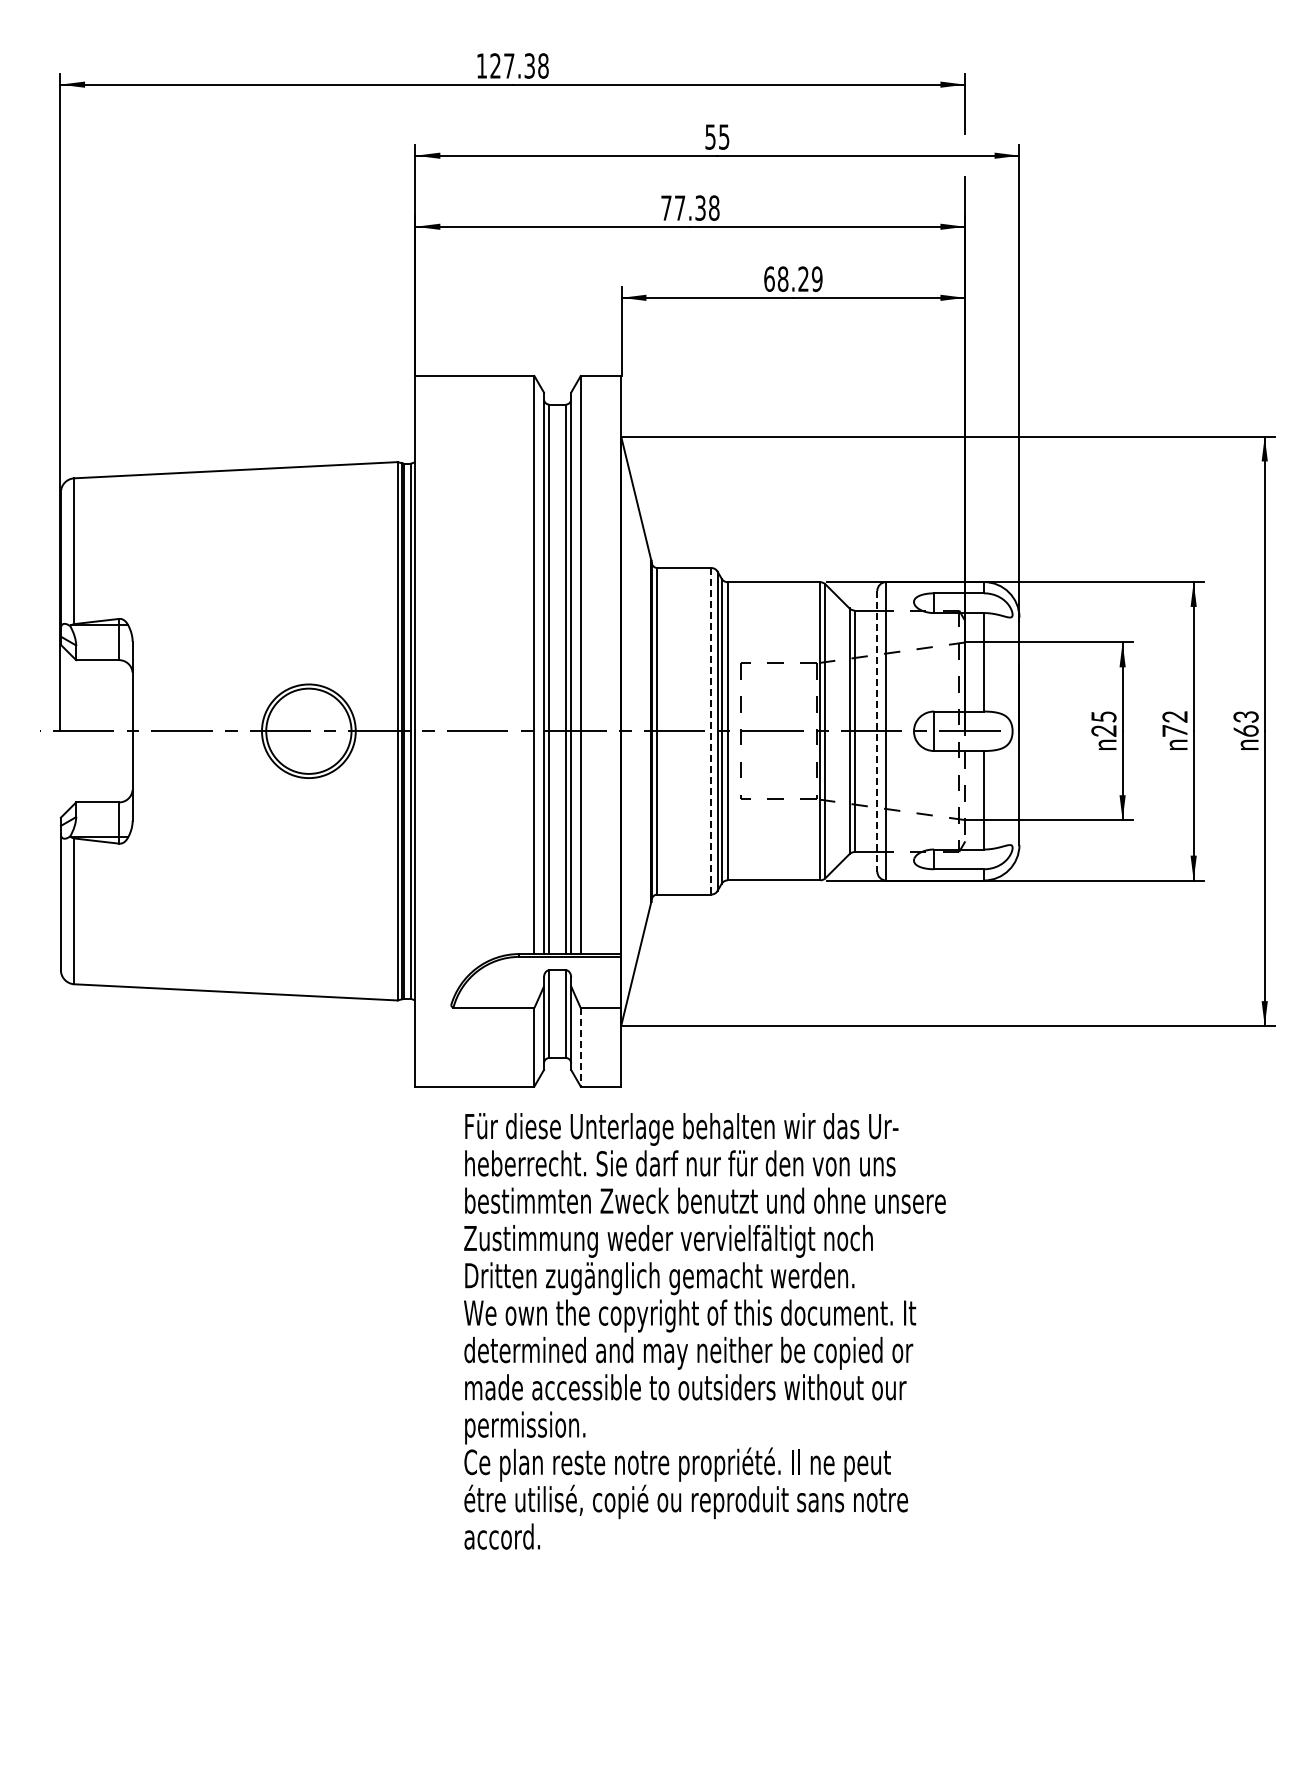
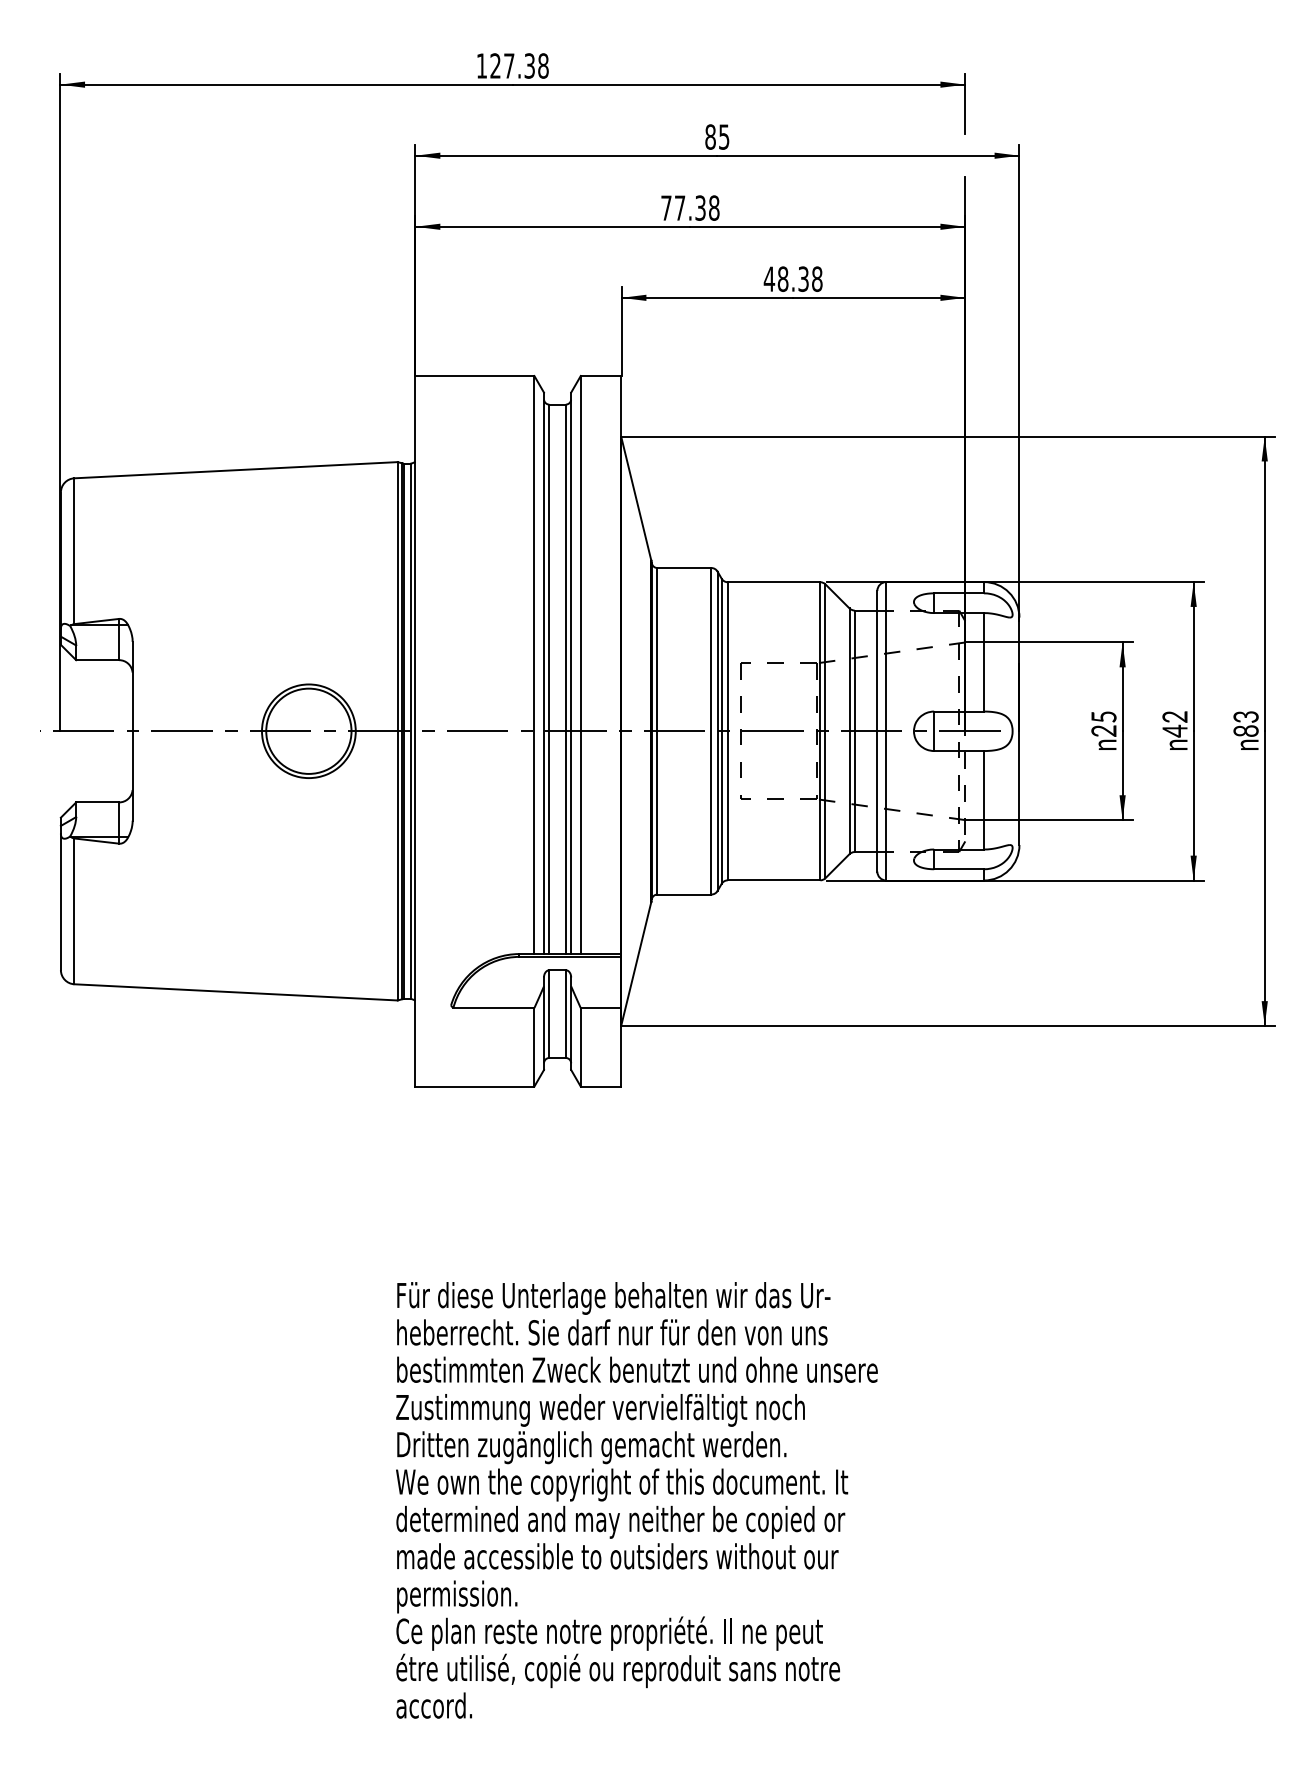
text: 55 -> 85 (710, 136)
text: 68.29 -> 48.38 (792, 278)
text: 72 -> 42 (1174, 730)
text: 63 -> 83 (1245, 730)
line: dashed -> solid (711, 731)
line: dashed -> solid (877, 731)
line: dashed -> solid (580, 1047)
text position: (704, 1331) -> (636, 1500) (636, 1500)
